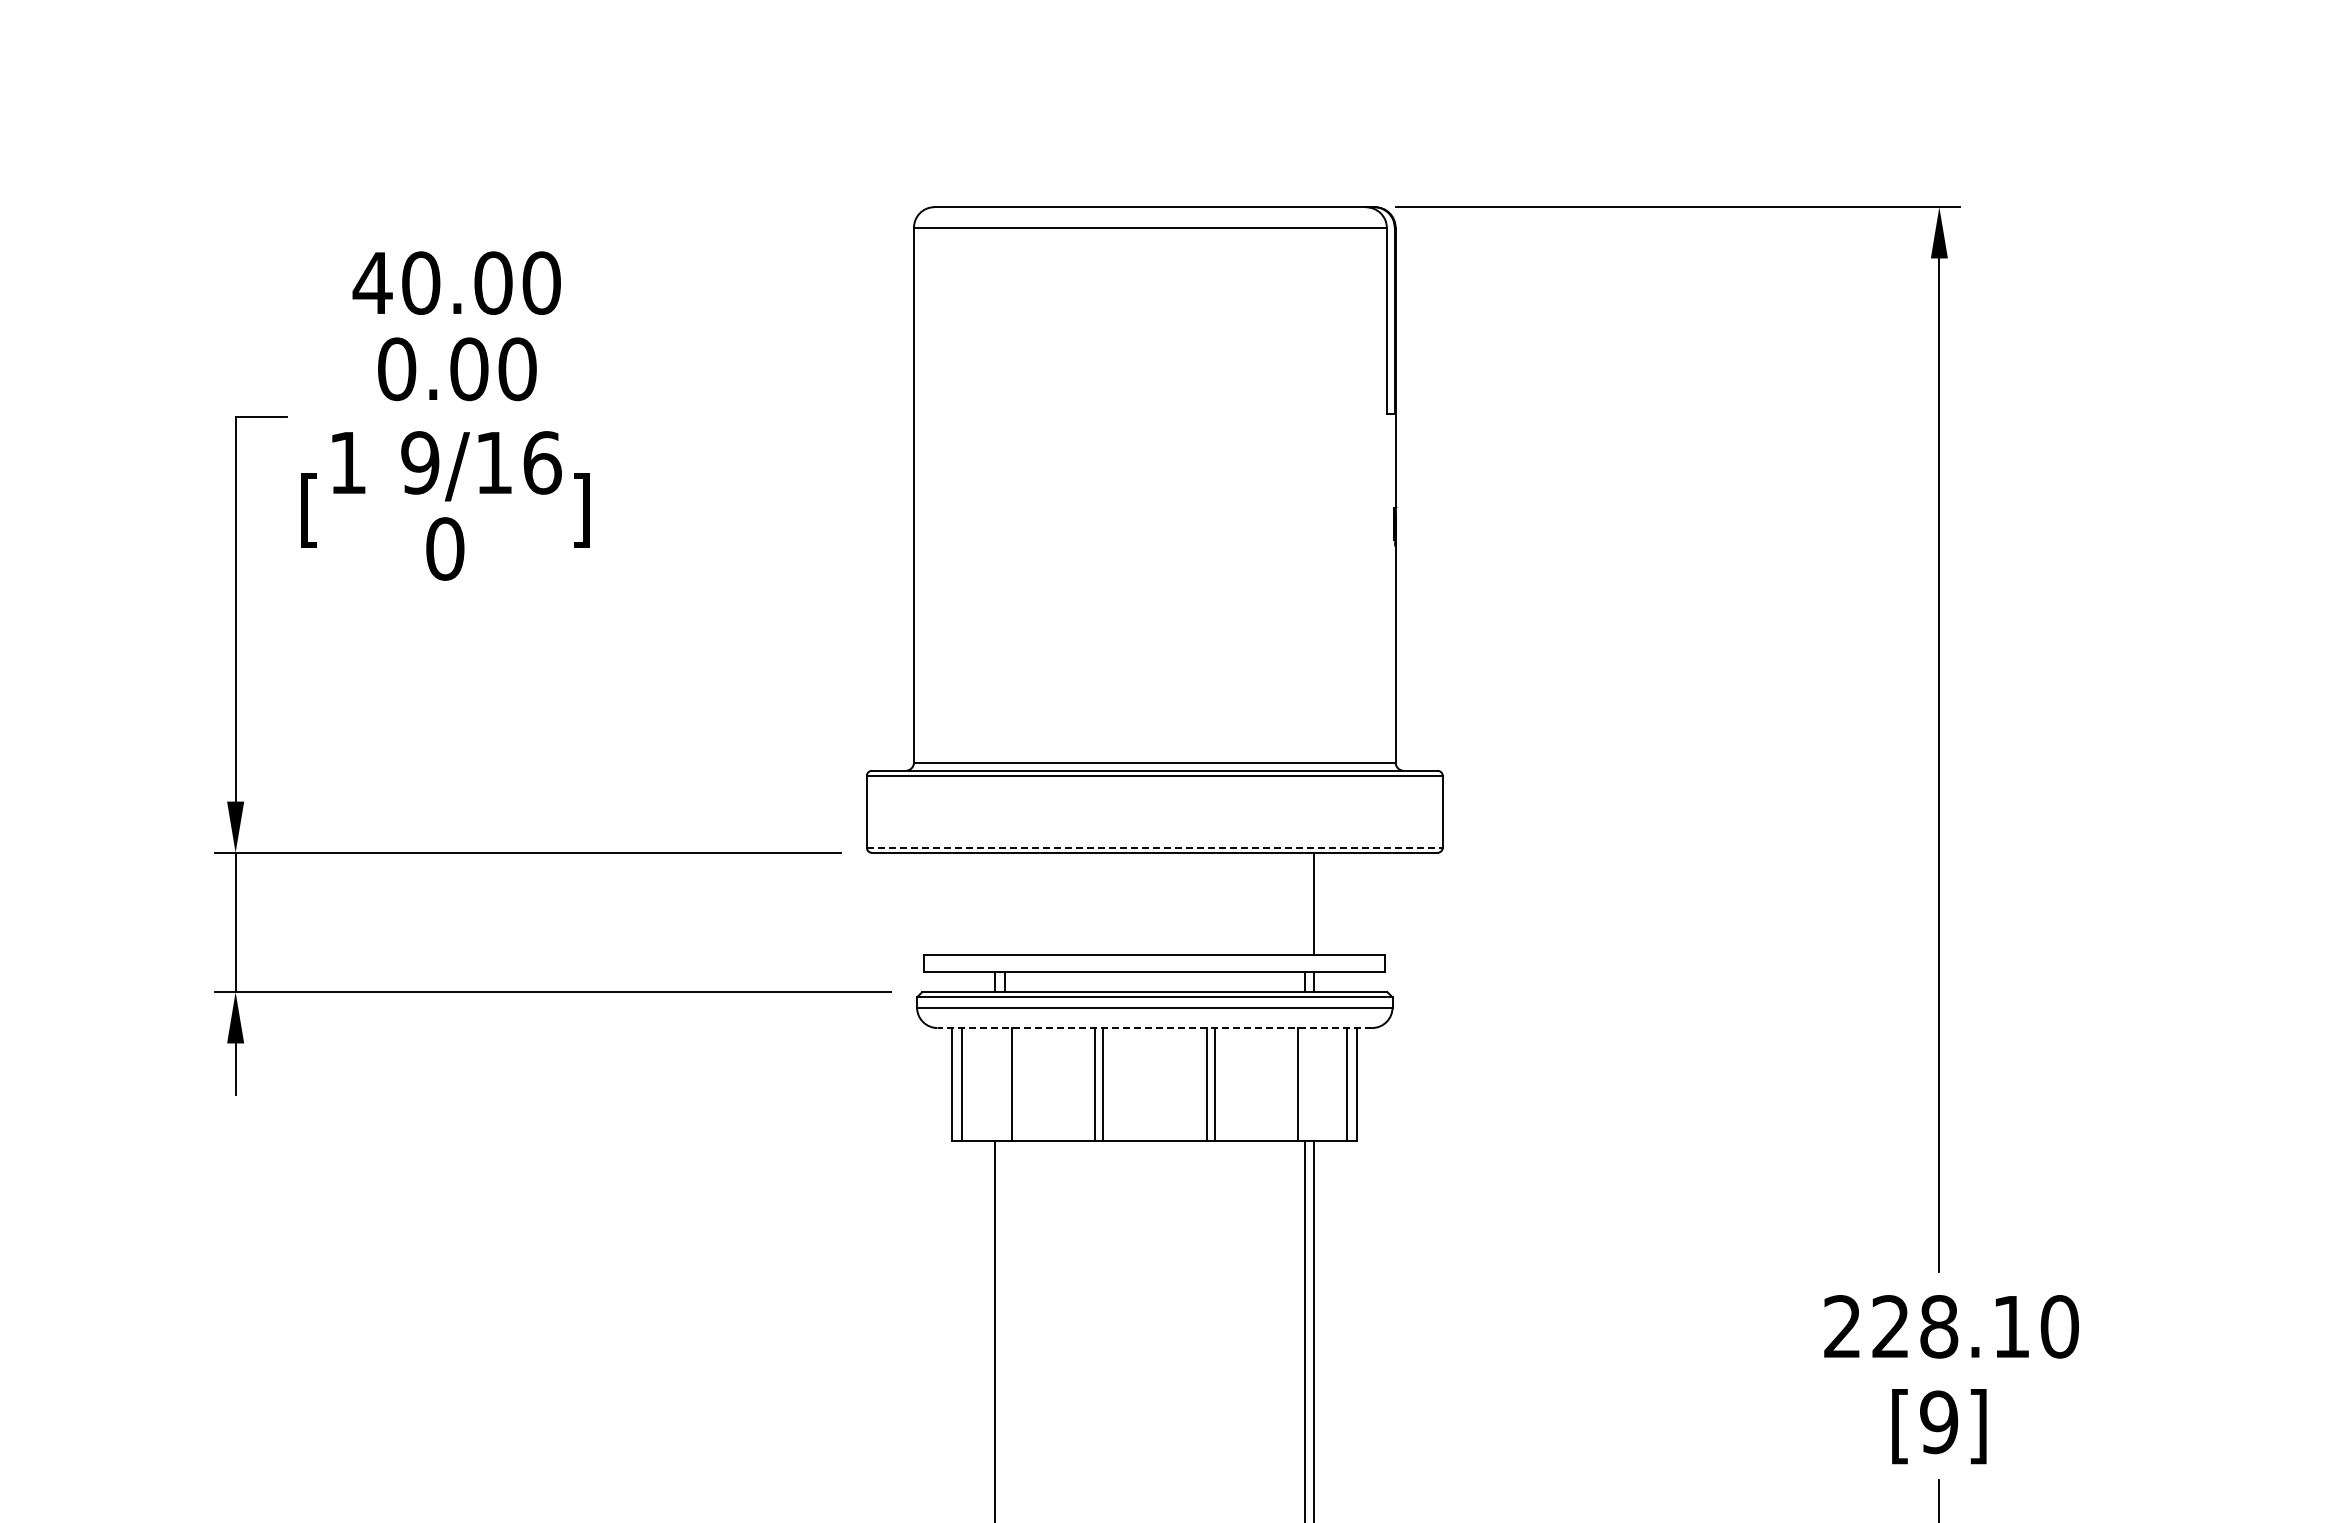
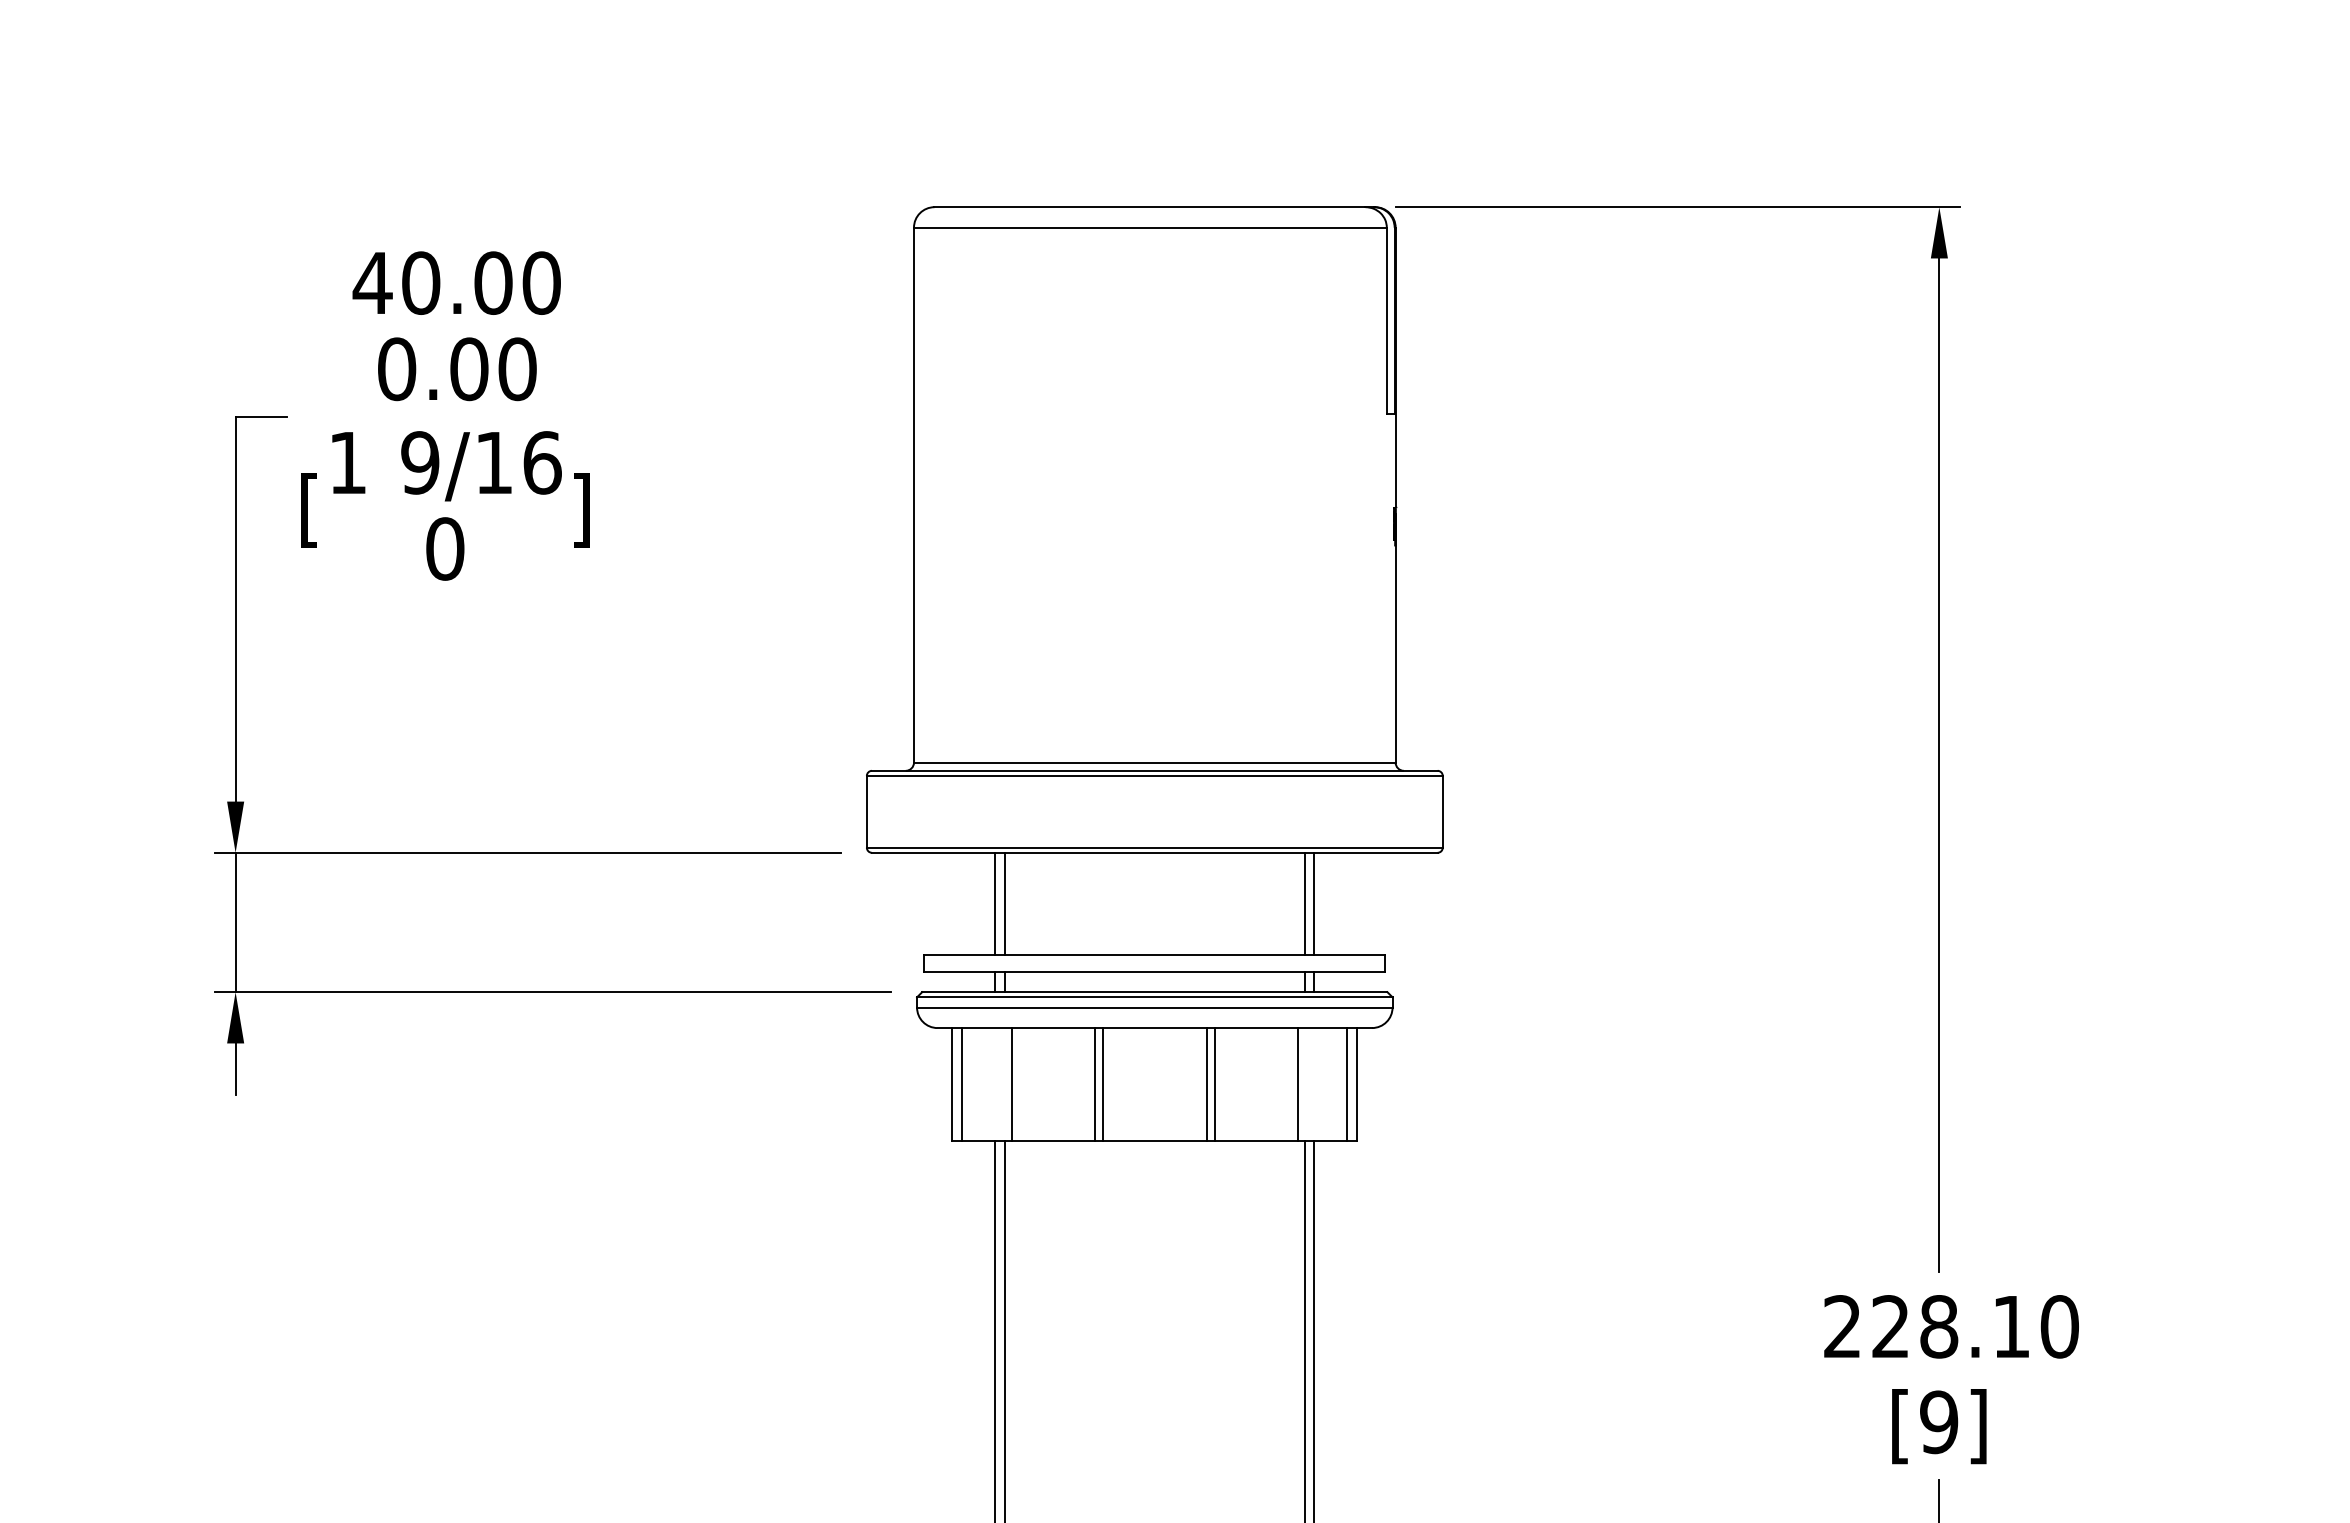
line: dashed -> solid (1154, 847)
line: none -> present (995, 903)
line: none -> present (1004, 903)
line: none -> present (1305, 903)
line: dashed -> solid (1154, 1028)
line: none -> present (1004, 1329)
